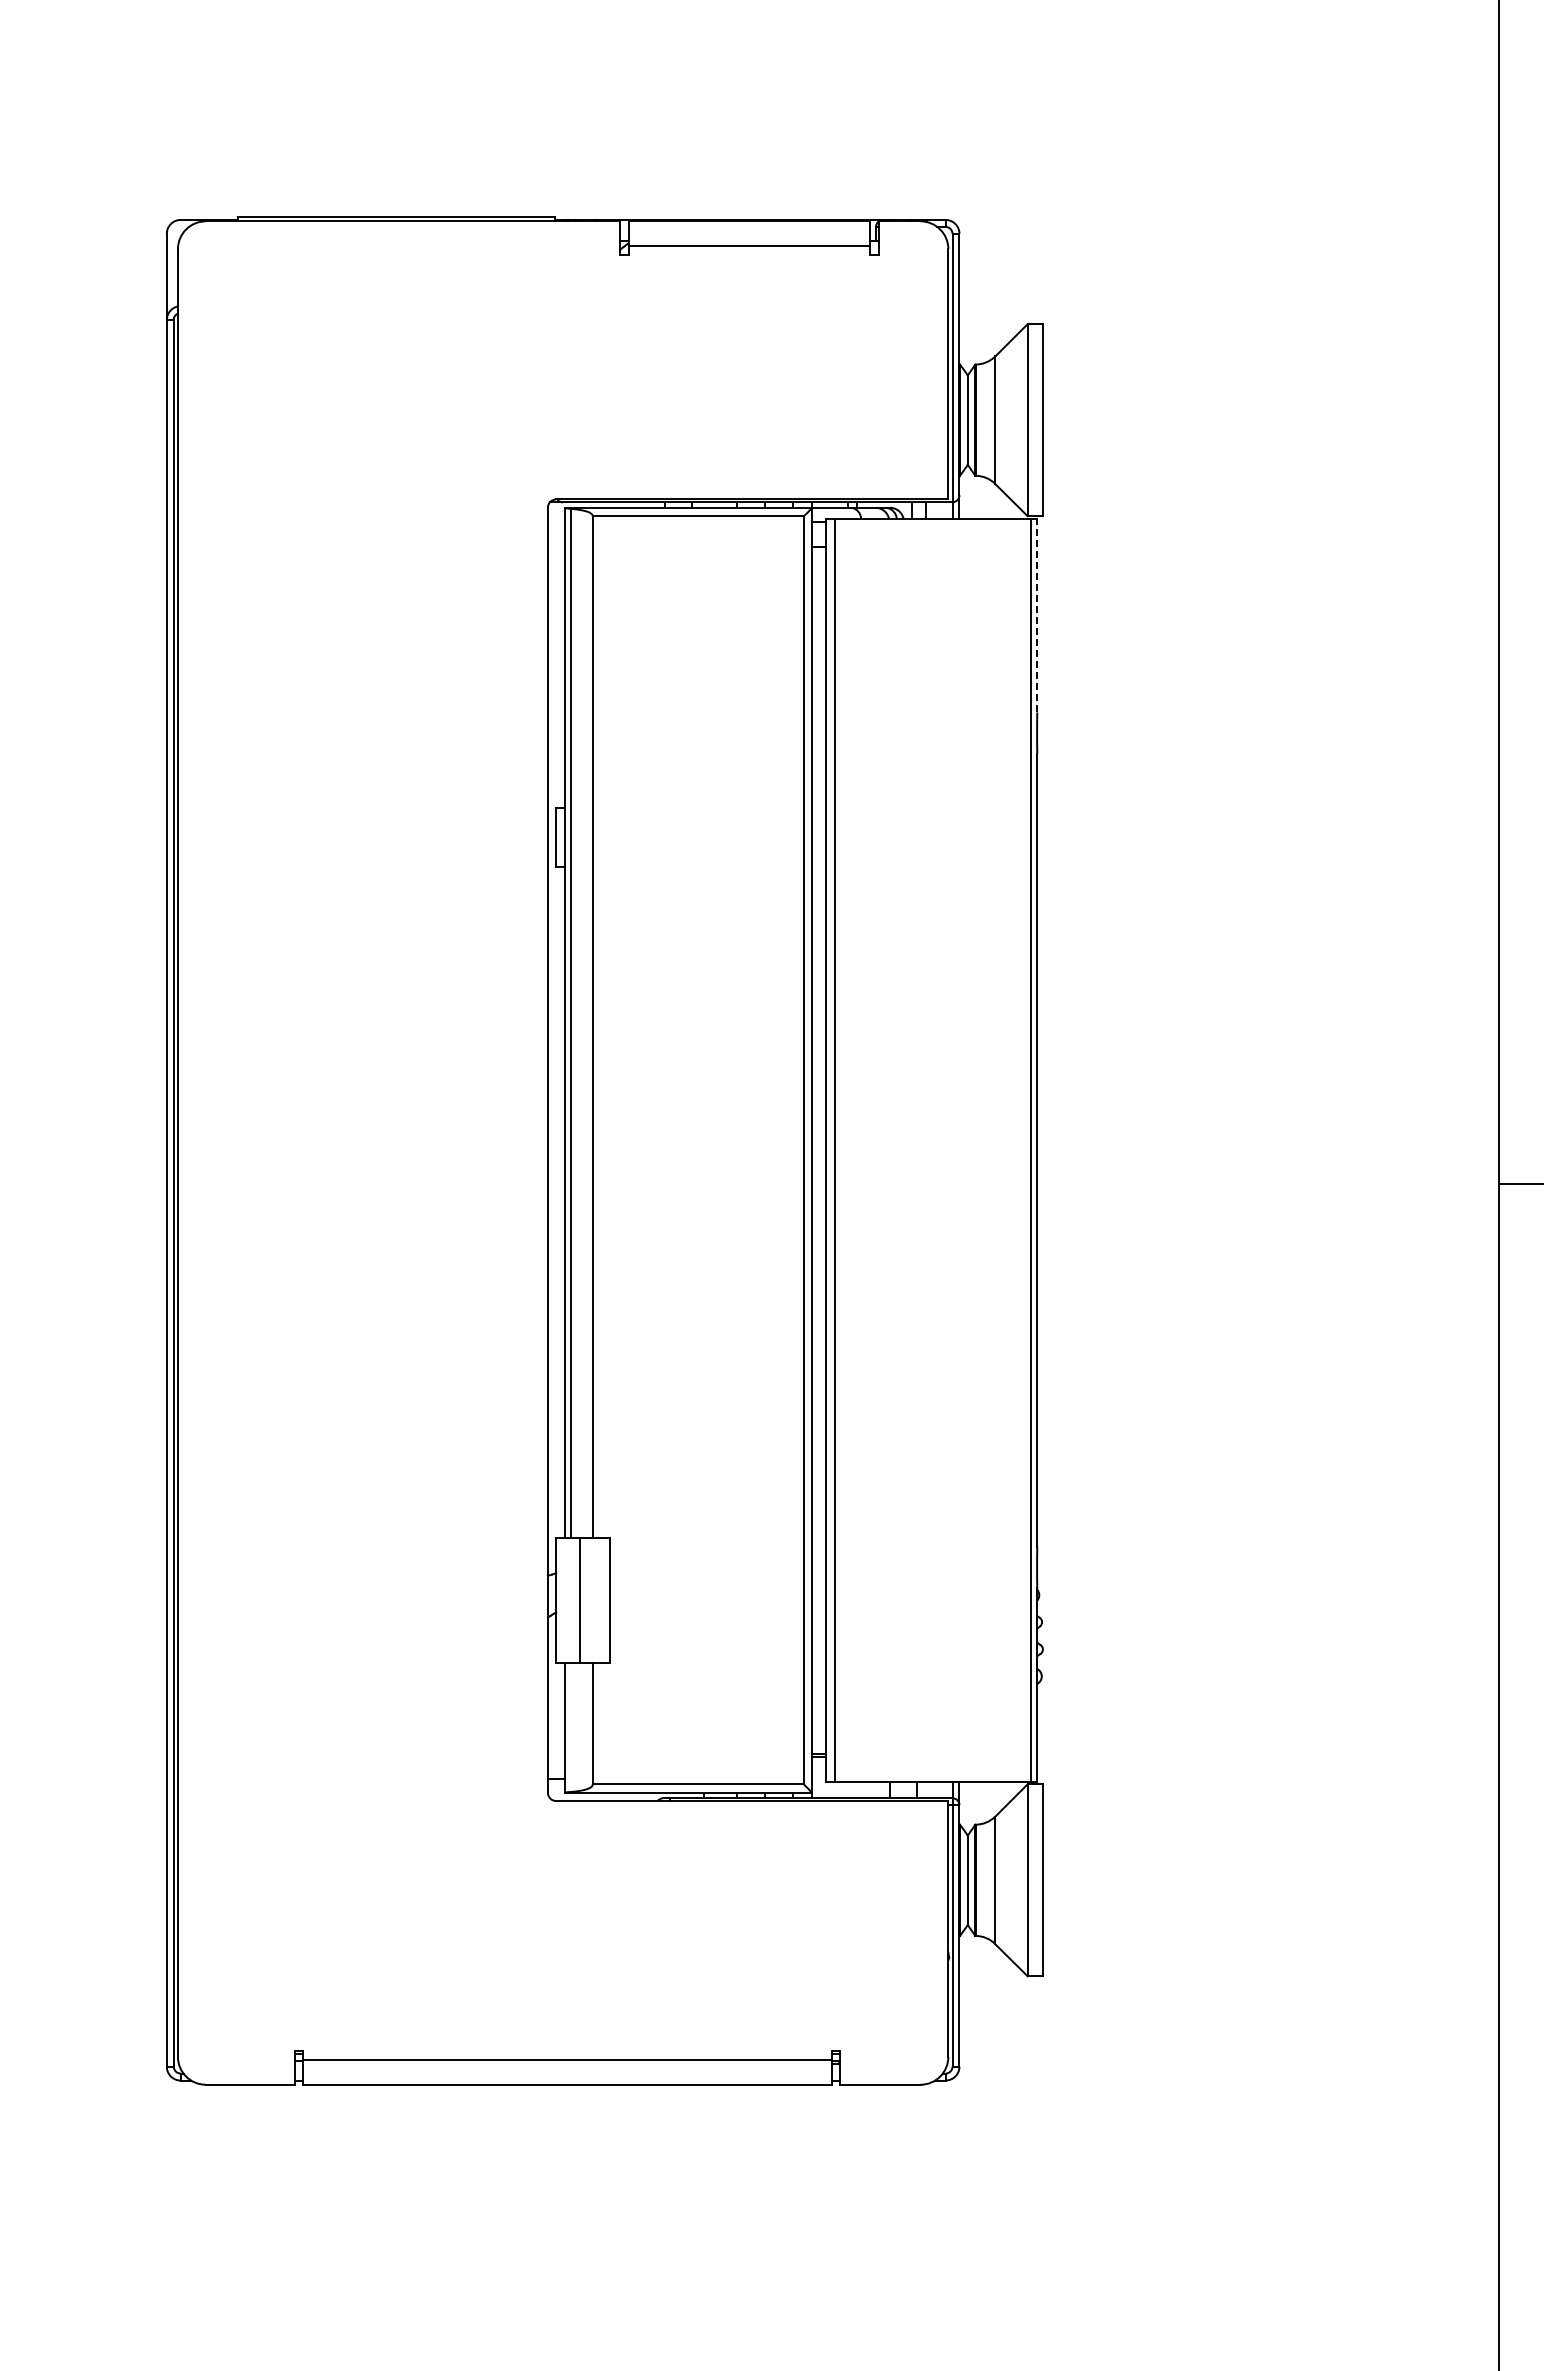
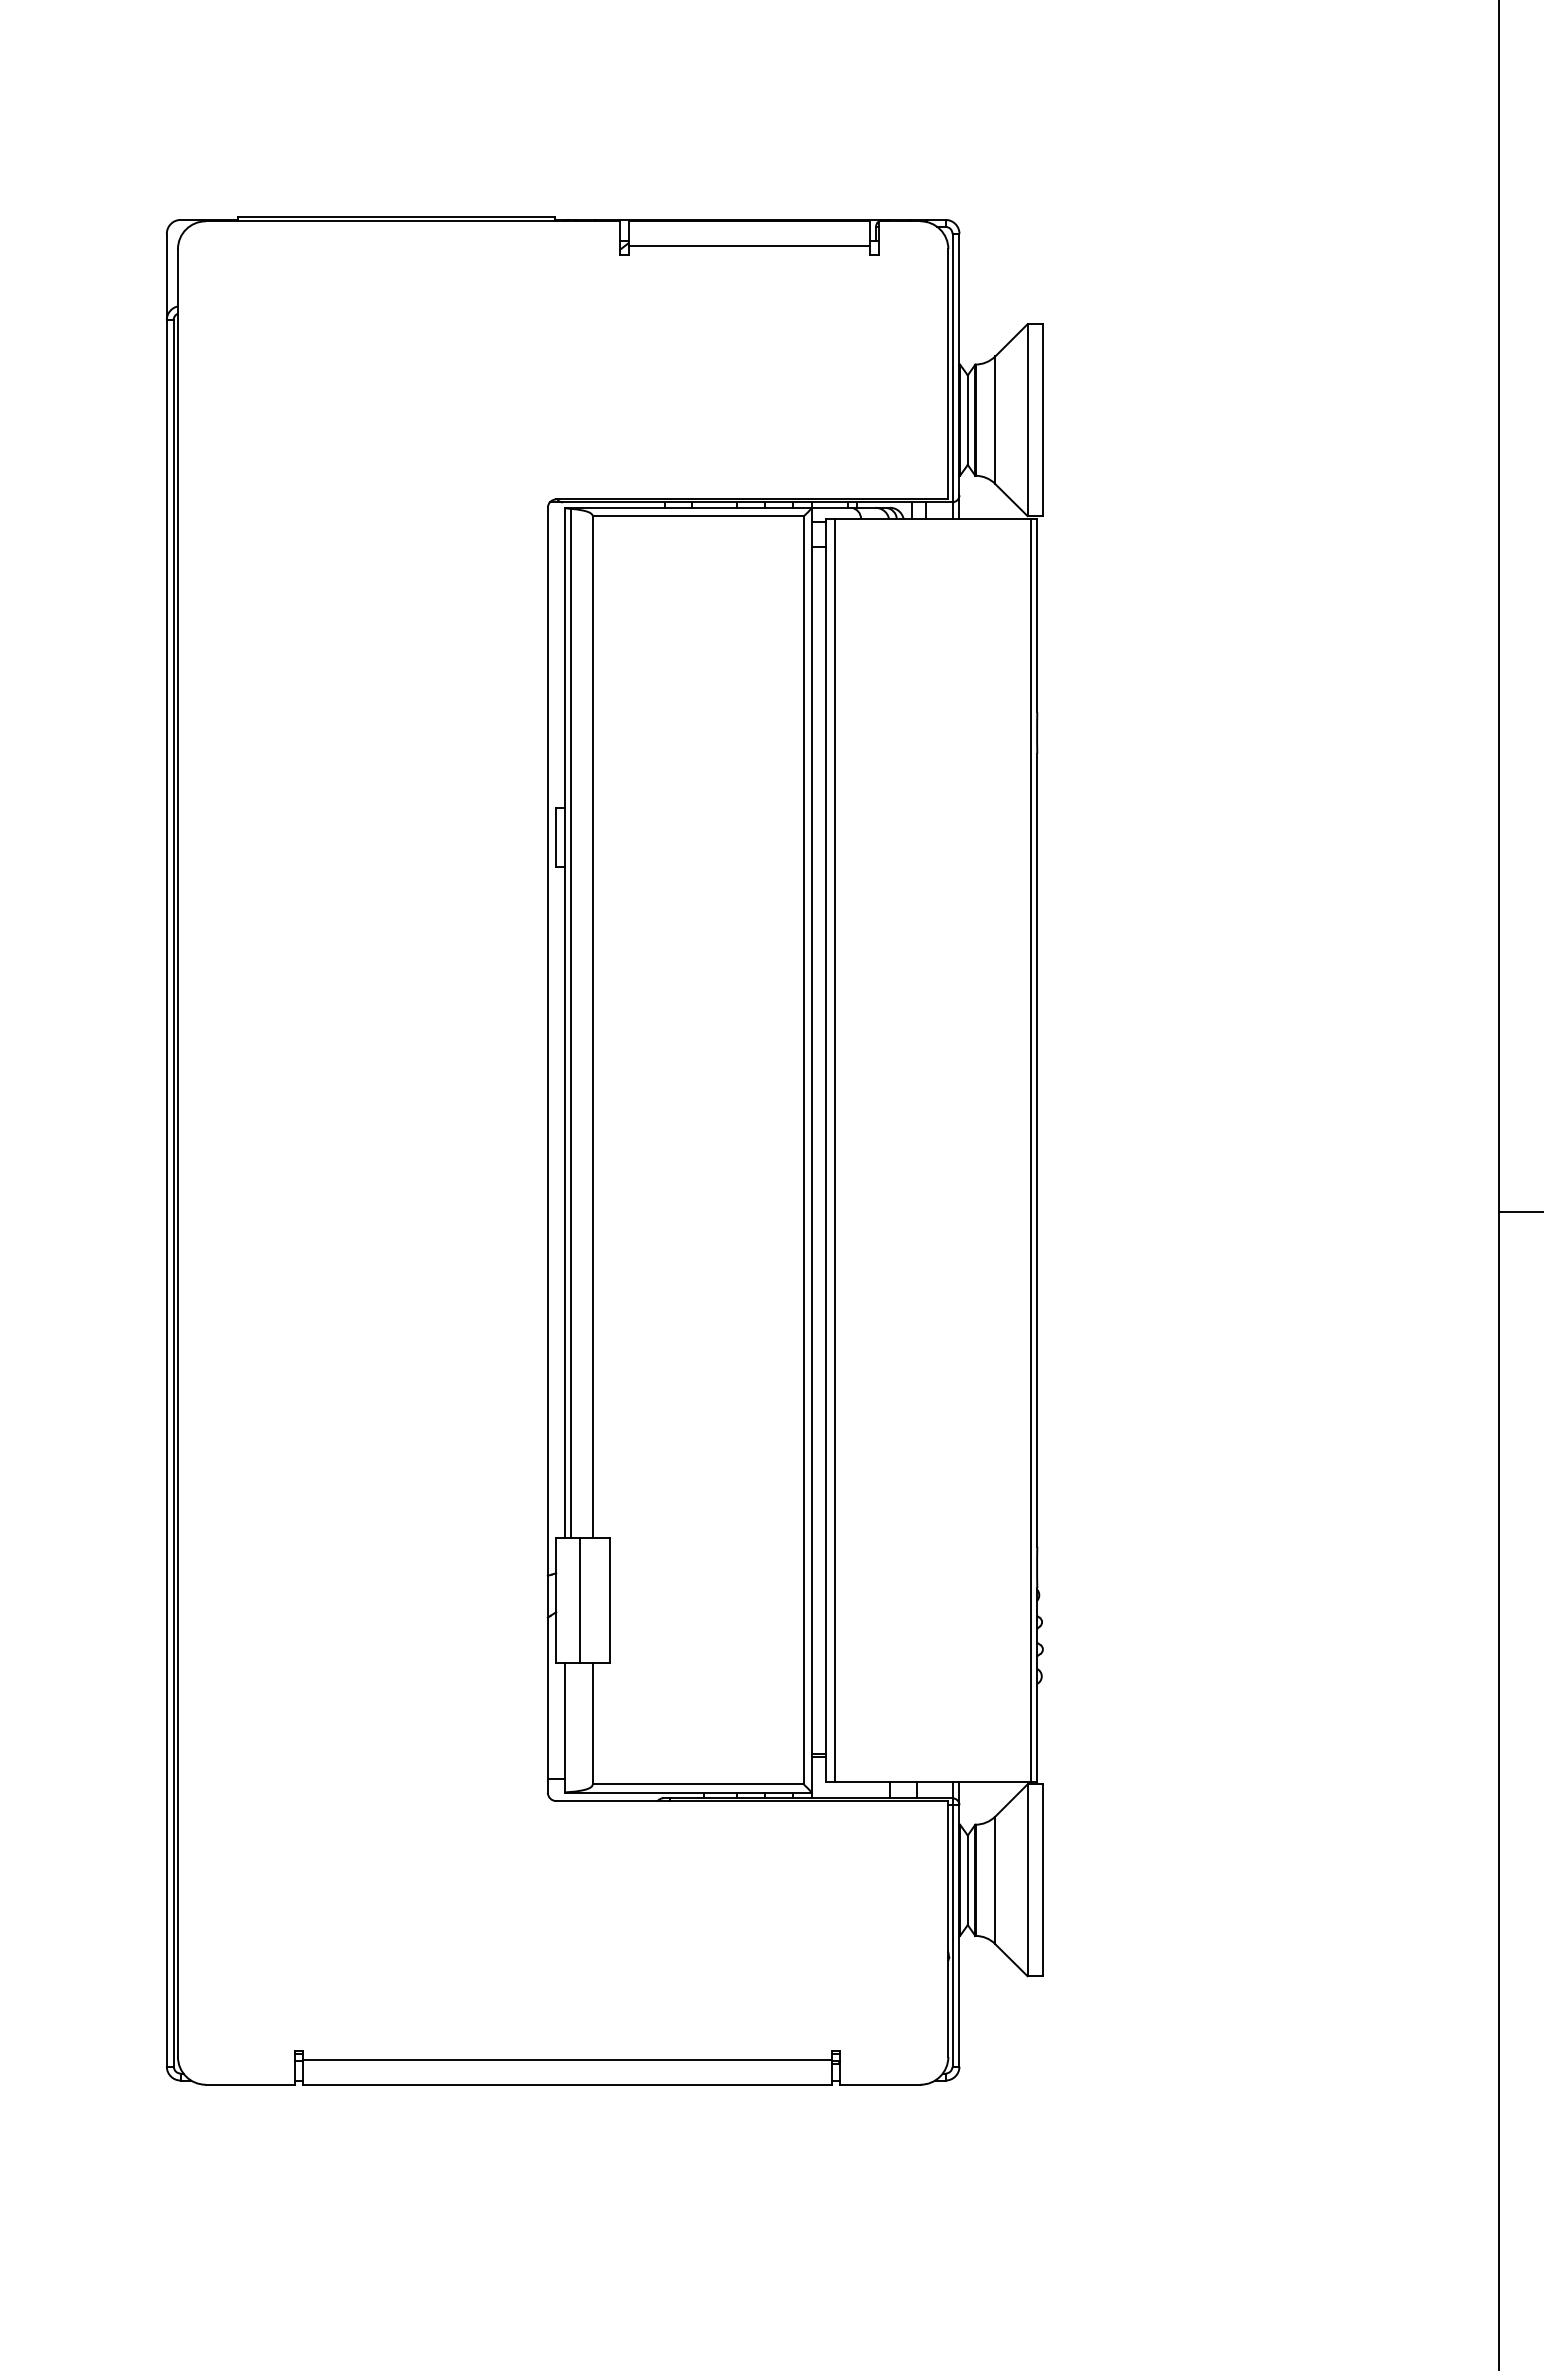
line: dashed -> solid (1037, 615)
line position: (1519, 1183) -> (1519, 1211) (1519, 1211)
